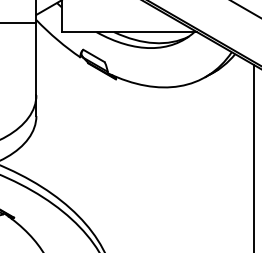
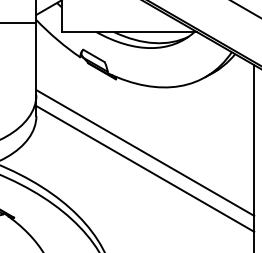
line: none -> present (145, 152)
line: none -> present (145, 168)
